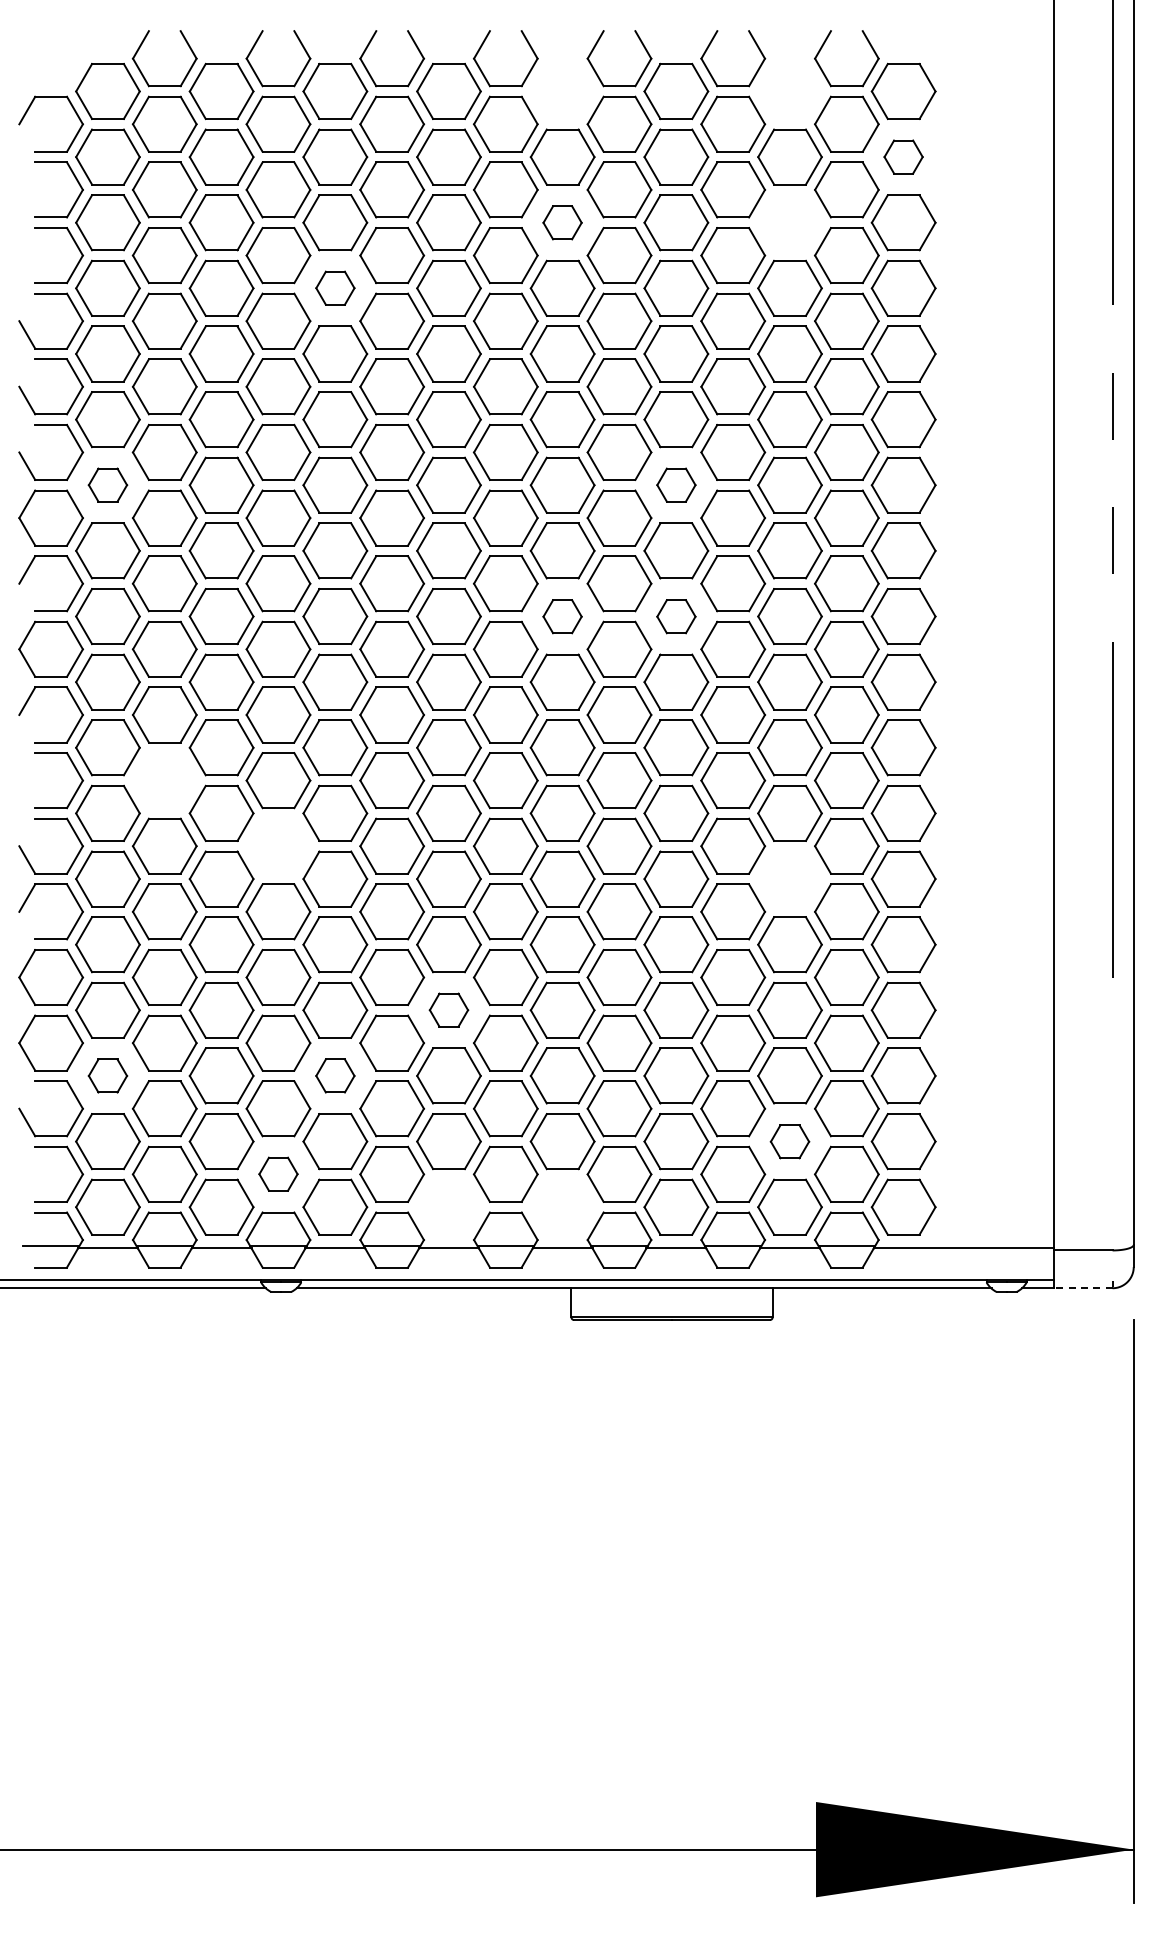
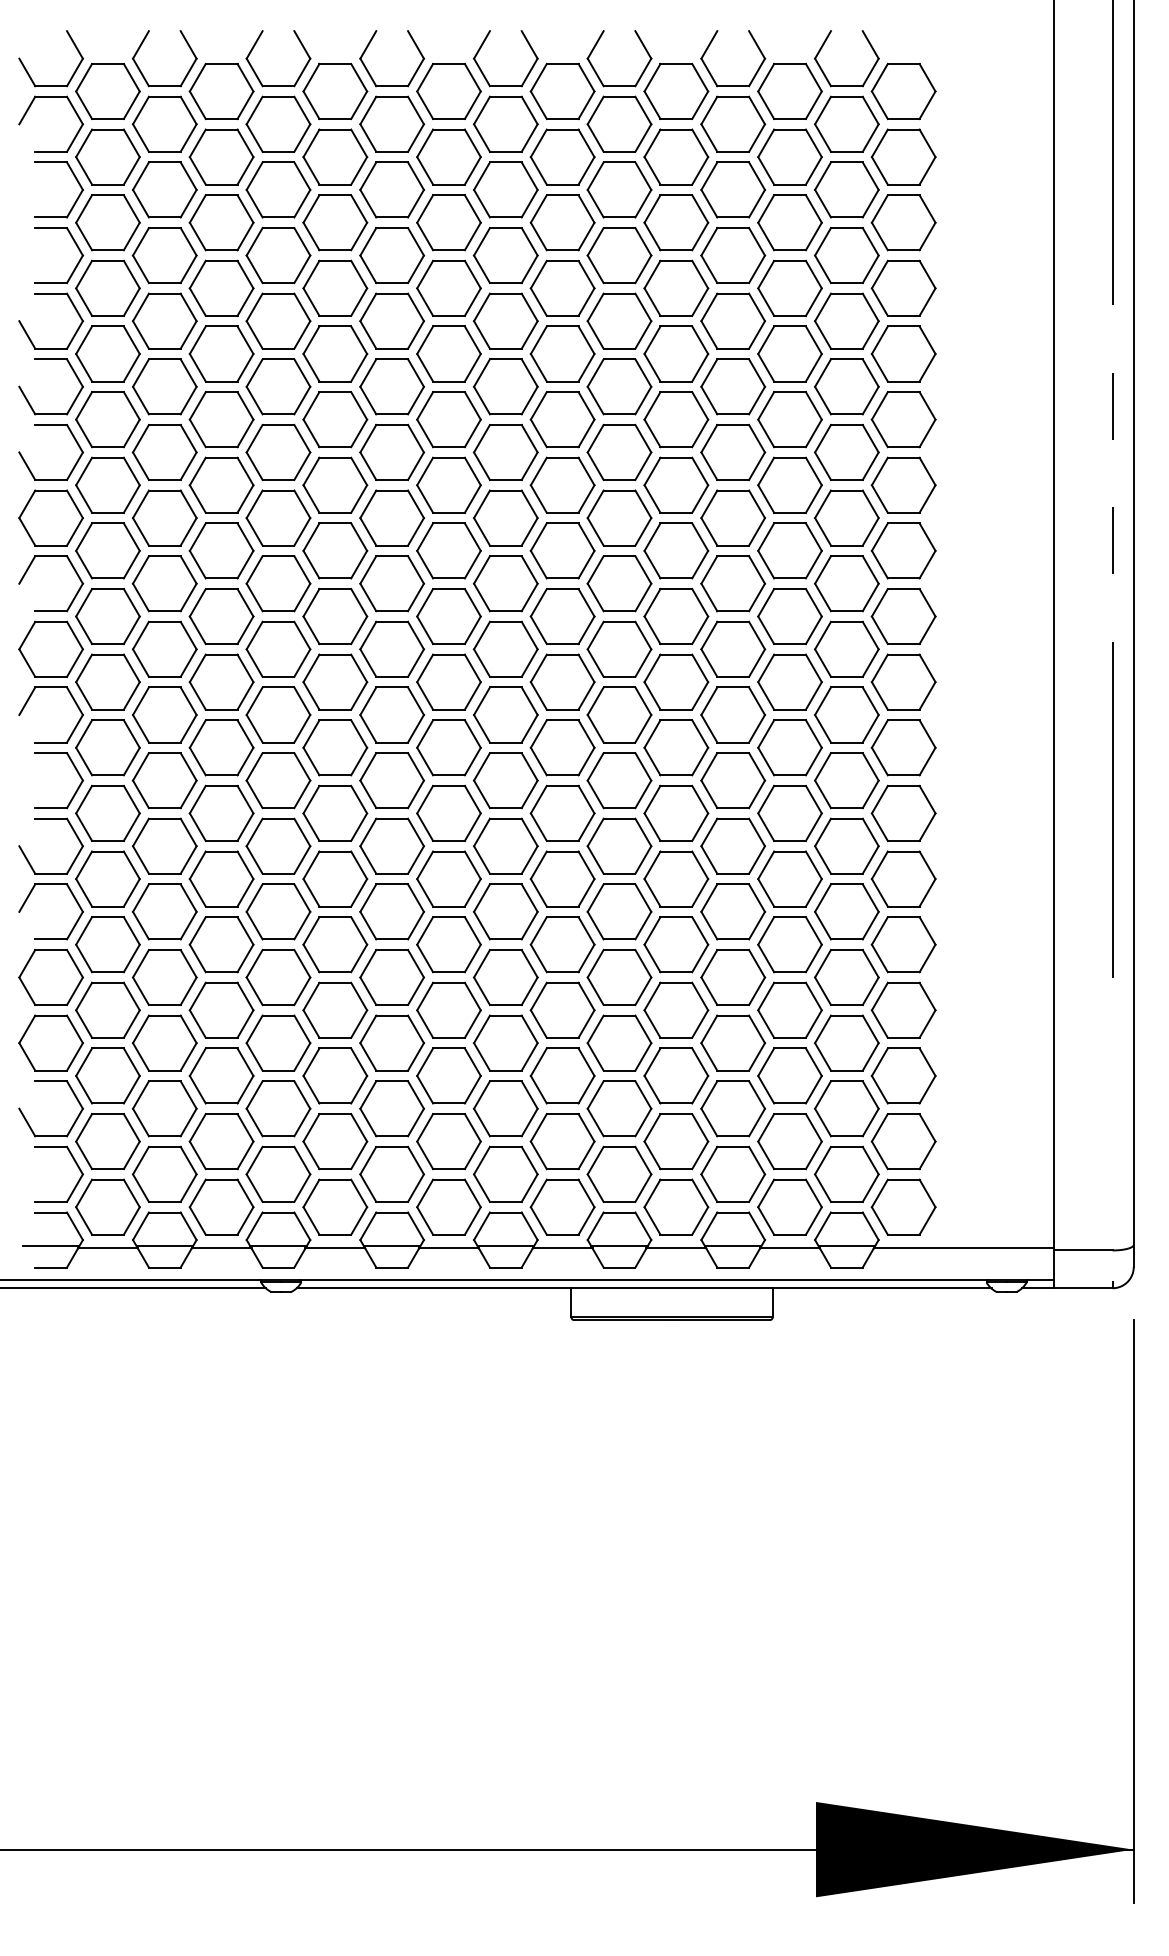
part: none -> present (27, 70)
part: none -> present (562, 90)
part: none -> present (789, 91)
part size: 41x36 px -> 67x58 px (903, 156)
part size: 41x36 px -> 67x58 px (562, 222)
part: none -> present (789, 222)
part size: 41x36 px -> 67x58 px (335, 287)
part size: 42x36 px -> 66x58 px (107, 484)
part size: 41x36 px -> 67x58 px (676, 484)
part size: 41x36 px -> 67x58 px (562, 616)
part size: 41x36 px -> 67x58 px (676, 616)
part: none -> present (164, 780)
part: none -> present (278, 845)
part: none -> present (789, 878)
part size: 42x36 px -> 66x58 px (448, 1009)
part size: 42x36 px -> 66x58 px (107, 1075)
part size: 41x36 px -> 67x58 px (335, 1075)
part size: 42x36 px -> 66x58 px (789, 1141)
part size: 41x36 px -> 67x58 px (278, 1173)
part: none -> present (448, 1206)
part: none -> present (562, 1206)
line: dashed -> solid (1082, 1288)
